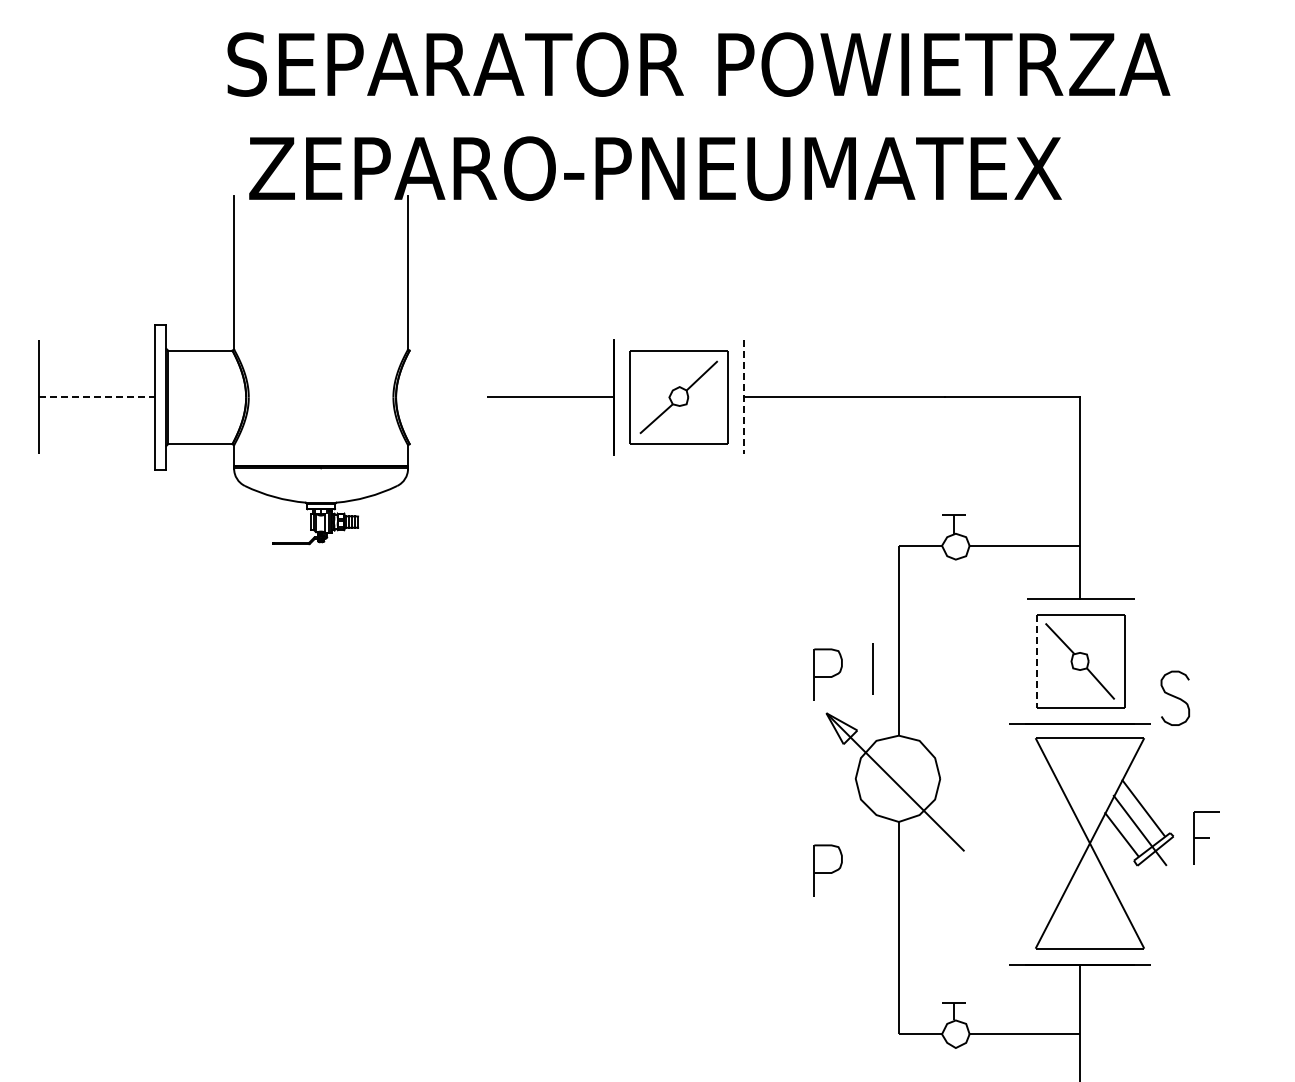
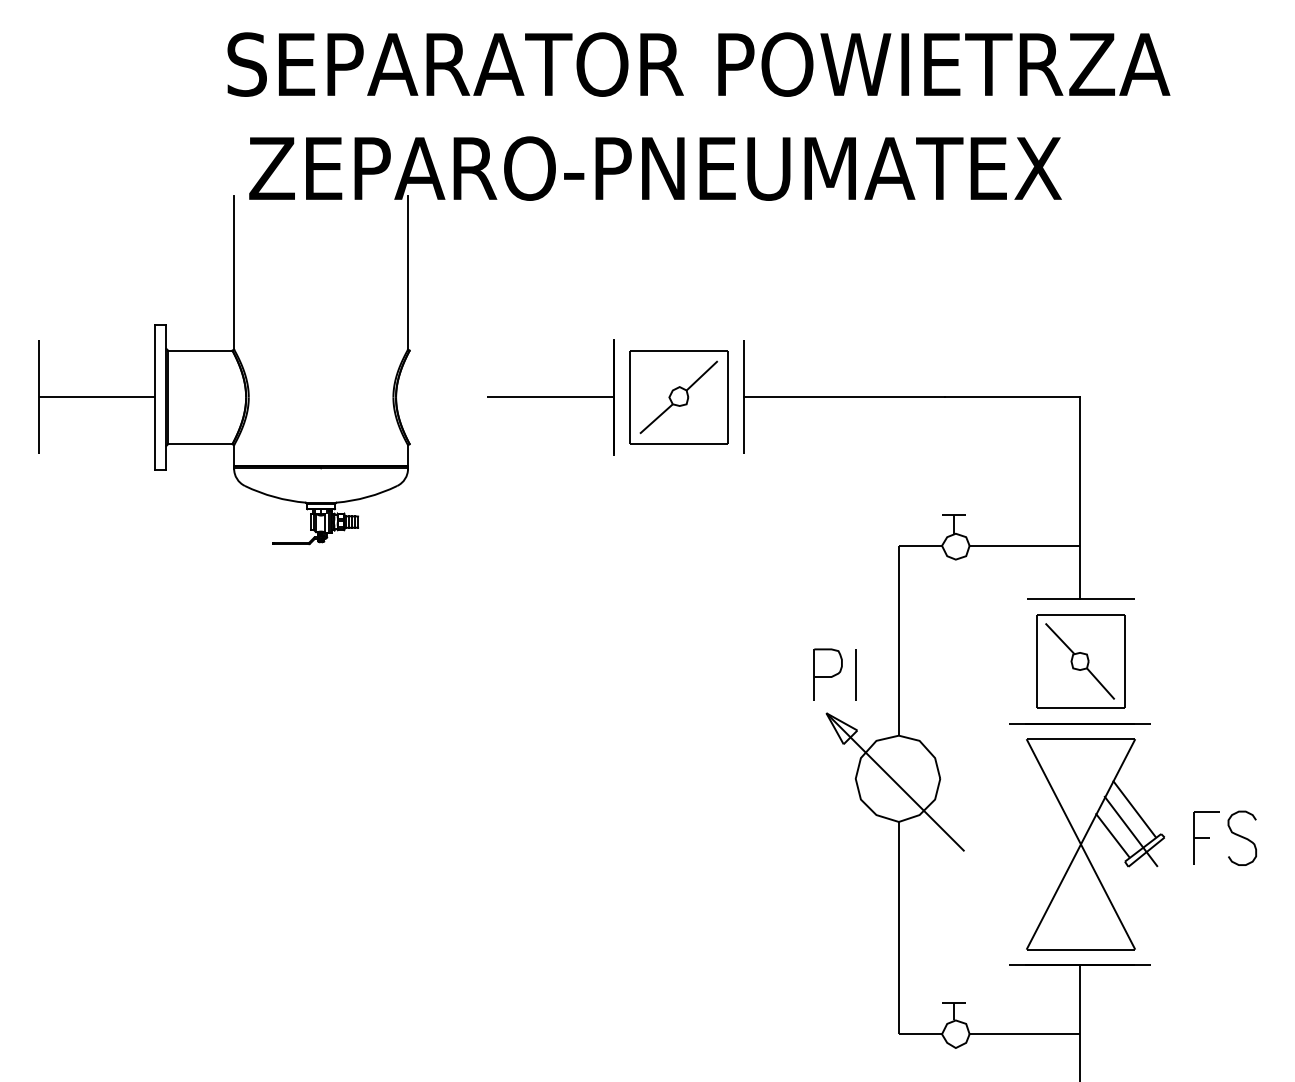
line: dashed -> solid (97, 397)
line: dashed -> solid (743, 397)
line: dashed -> solid (1036, 661)
line position: (872, 668) -> (855, 674) (855, 674)
curve position: (1175, 697) -> (1242, 837) (1242, 837)
part position: (1094, 837) -> (1085, 838) (1085, 838)
part: present -> none (827, 870)
